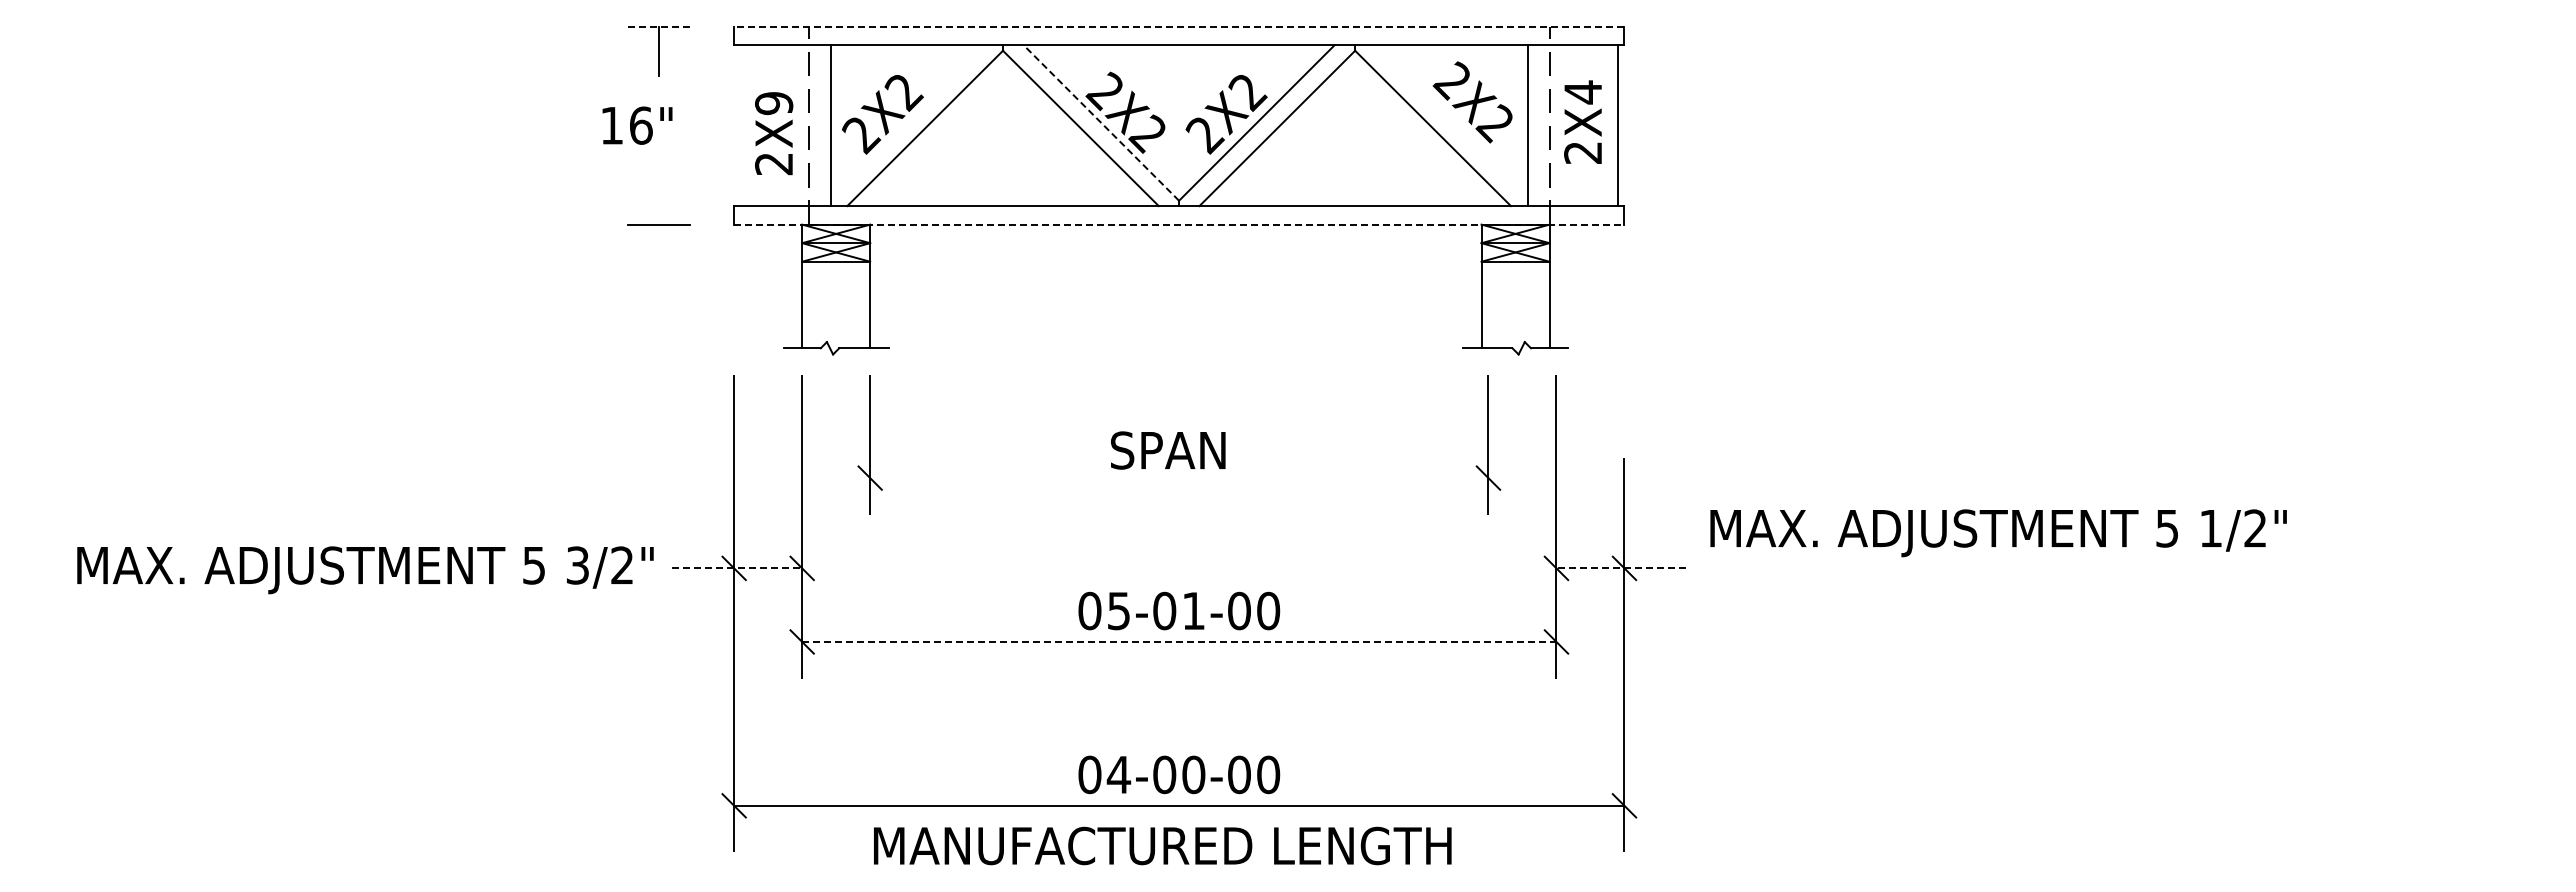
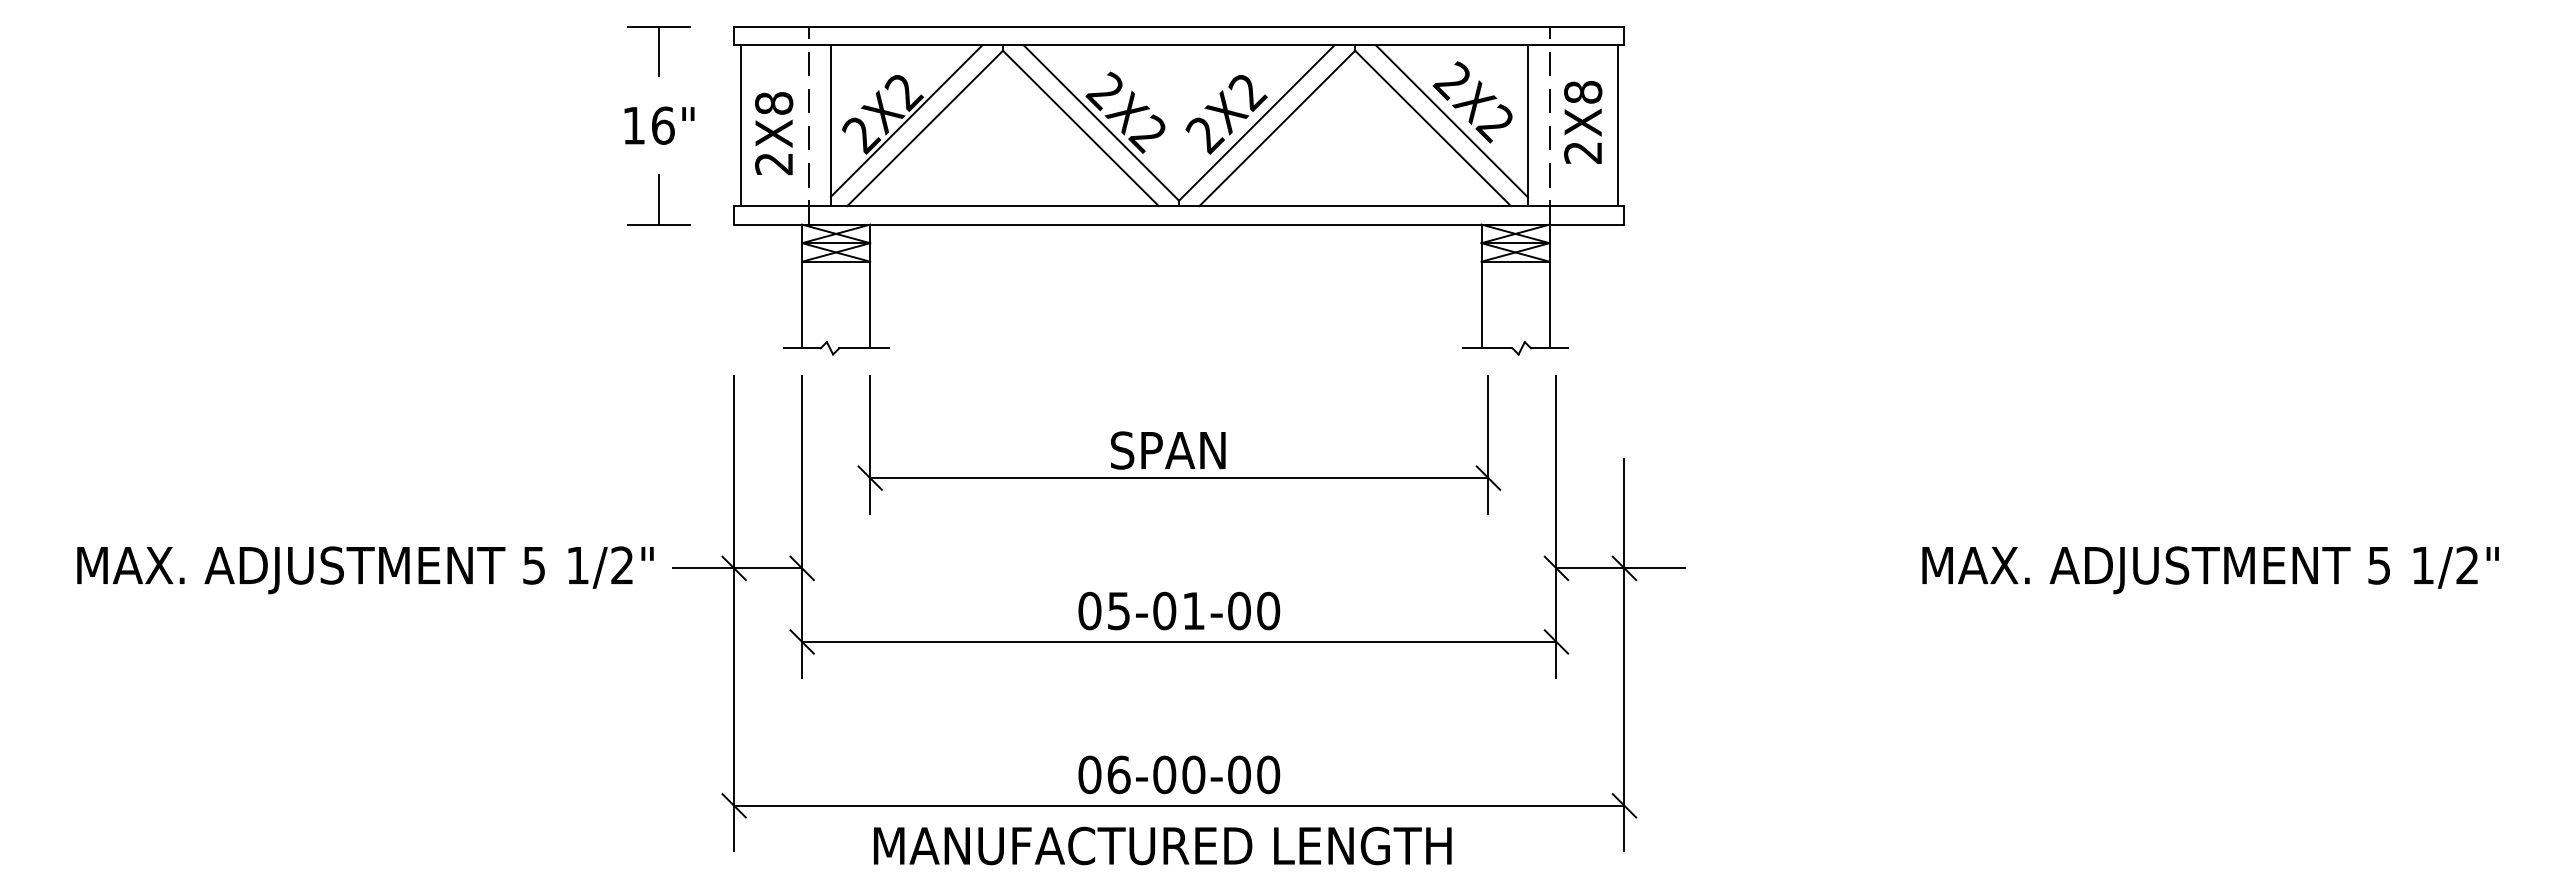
line: dashed -> solid (659, 26)
line: dashed -> solid (1178, 26)
text: 2X4 -> 2X8 (1583, 92)
text: 2X9 -> 2X8 (774, 103)
line: none -> present (906, 120)
line: none -> present (1451, 121)
line: dashed -> solid (1101, 123)
text position: (637, 125) -> (659, 125) (659, 125)
line: none -> present (741, 125)
line: none -> present (659, 199)
line: dashed -> solid (1179, 224)
line: none -> present (1179, 478)
text position: (1998, 533) -> (2210, 570) (2210, 570)
text: 3/2" -> 1/2" (577, 565)
line: dashed -> solid (737, 568)
line: dashed -> solid (1621, 568)
line: dashed -> solid (1179, 641)
text: 04-00-00 -> 06-00-00 (1118, 774)
